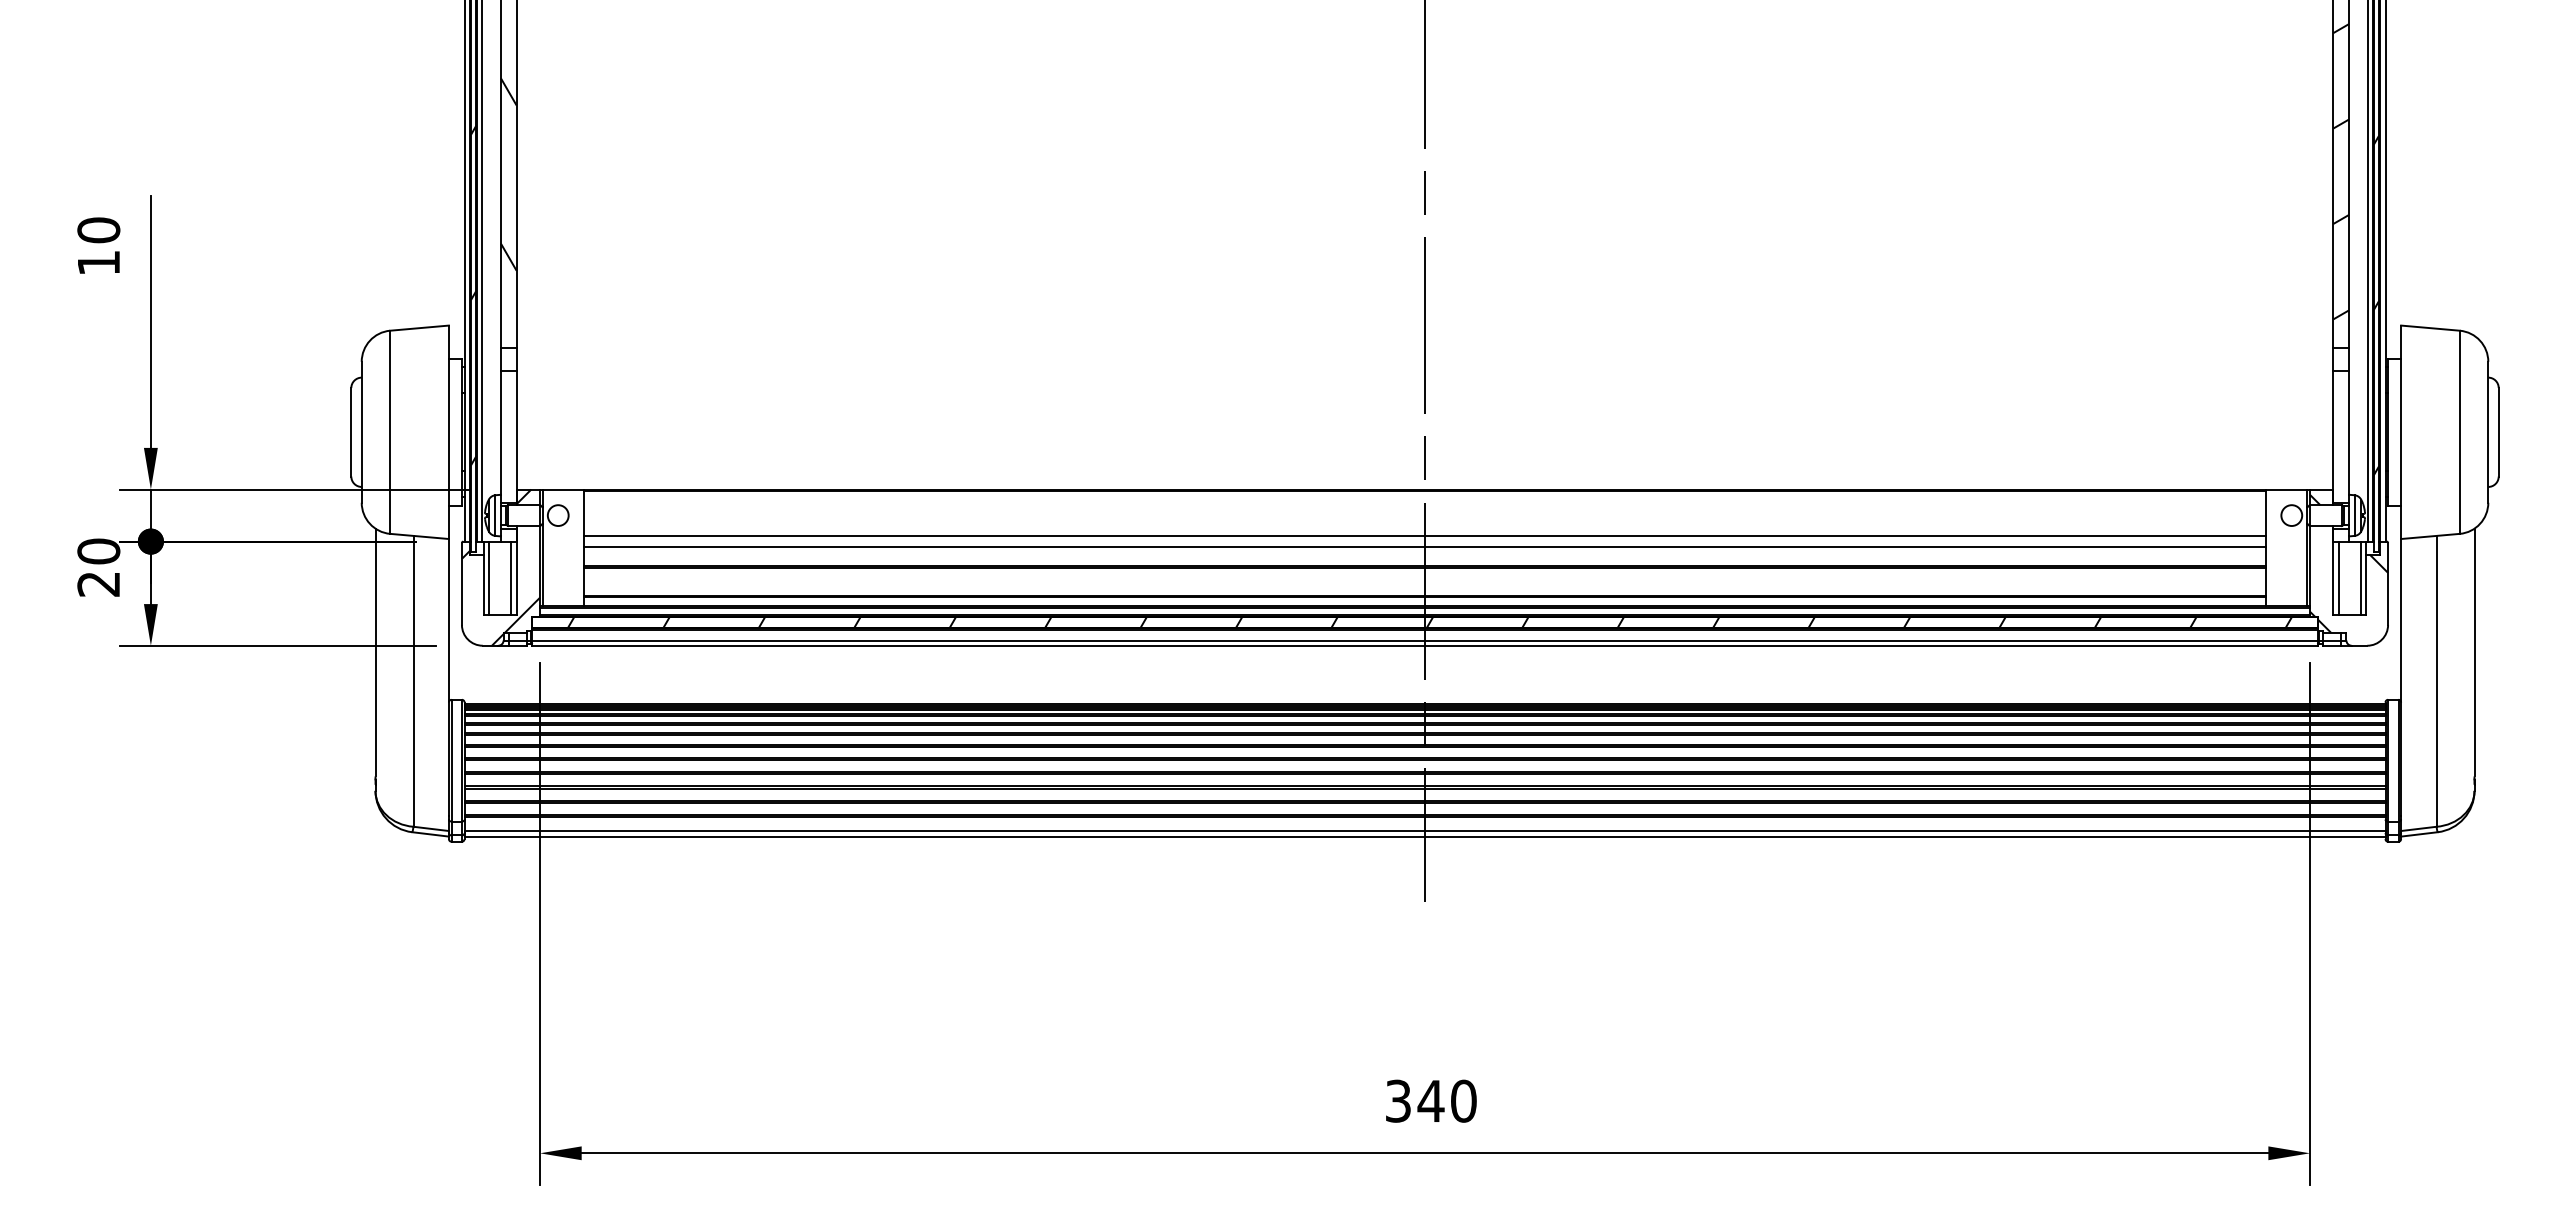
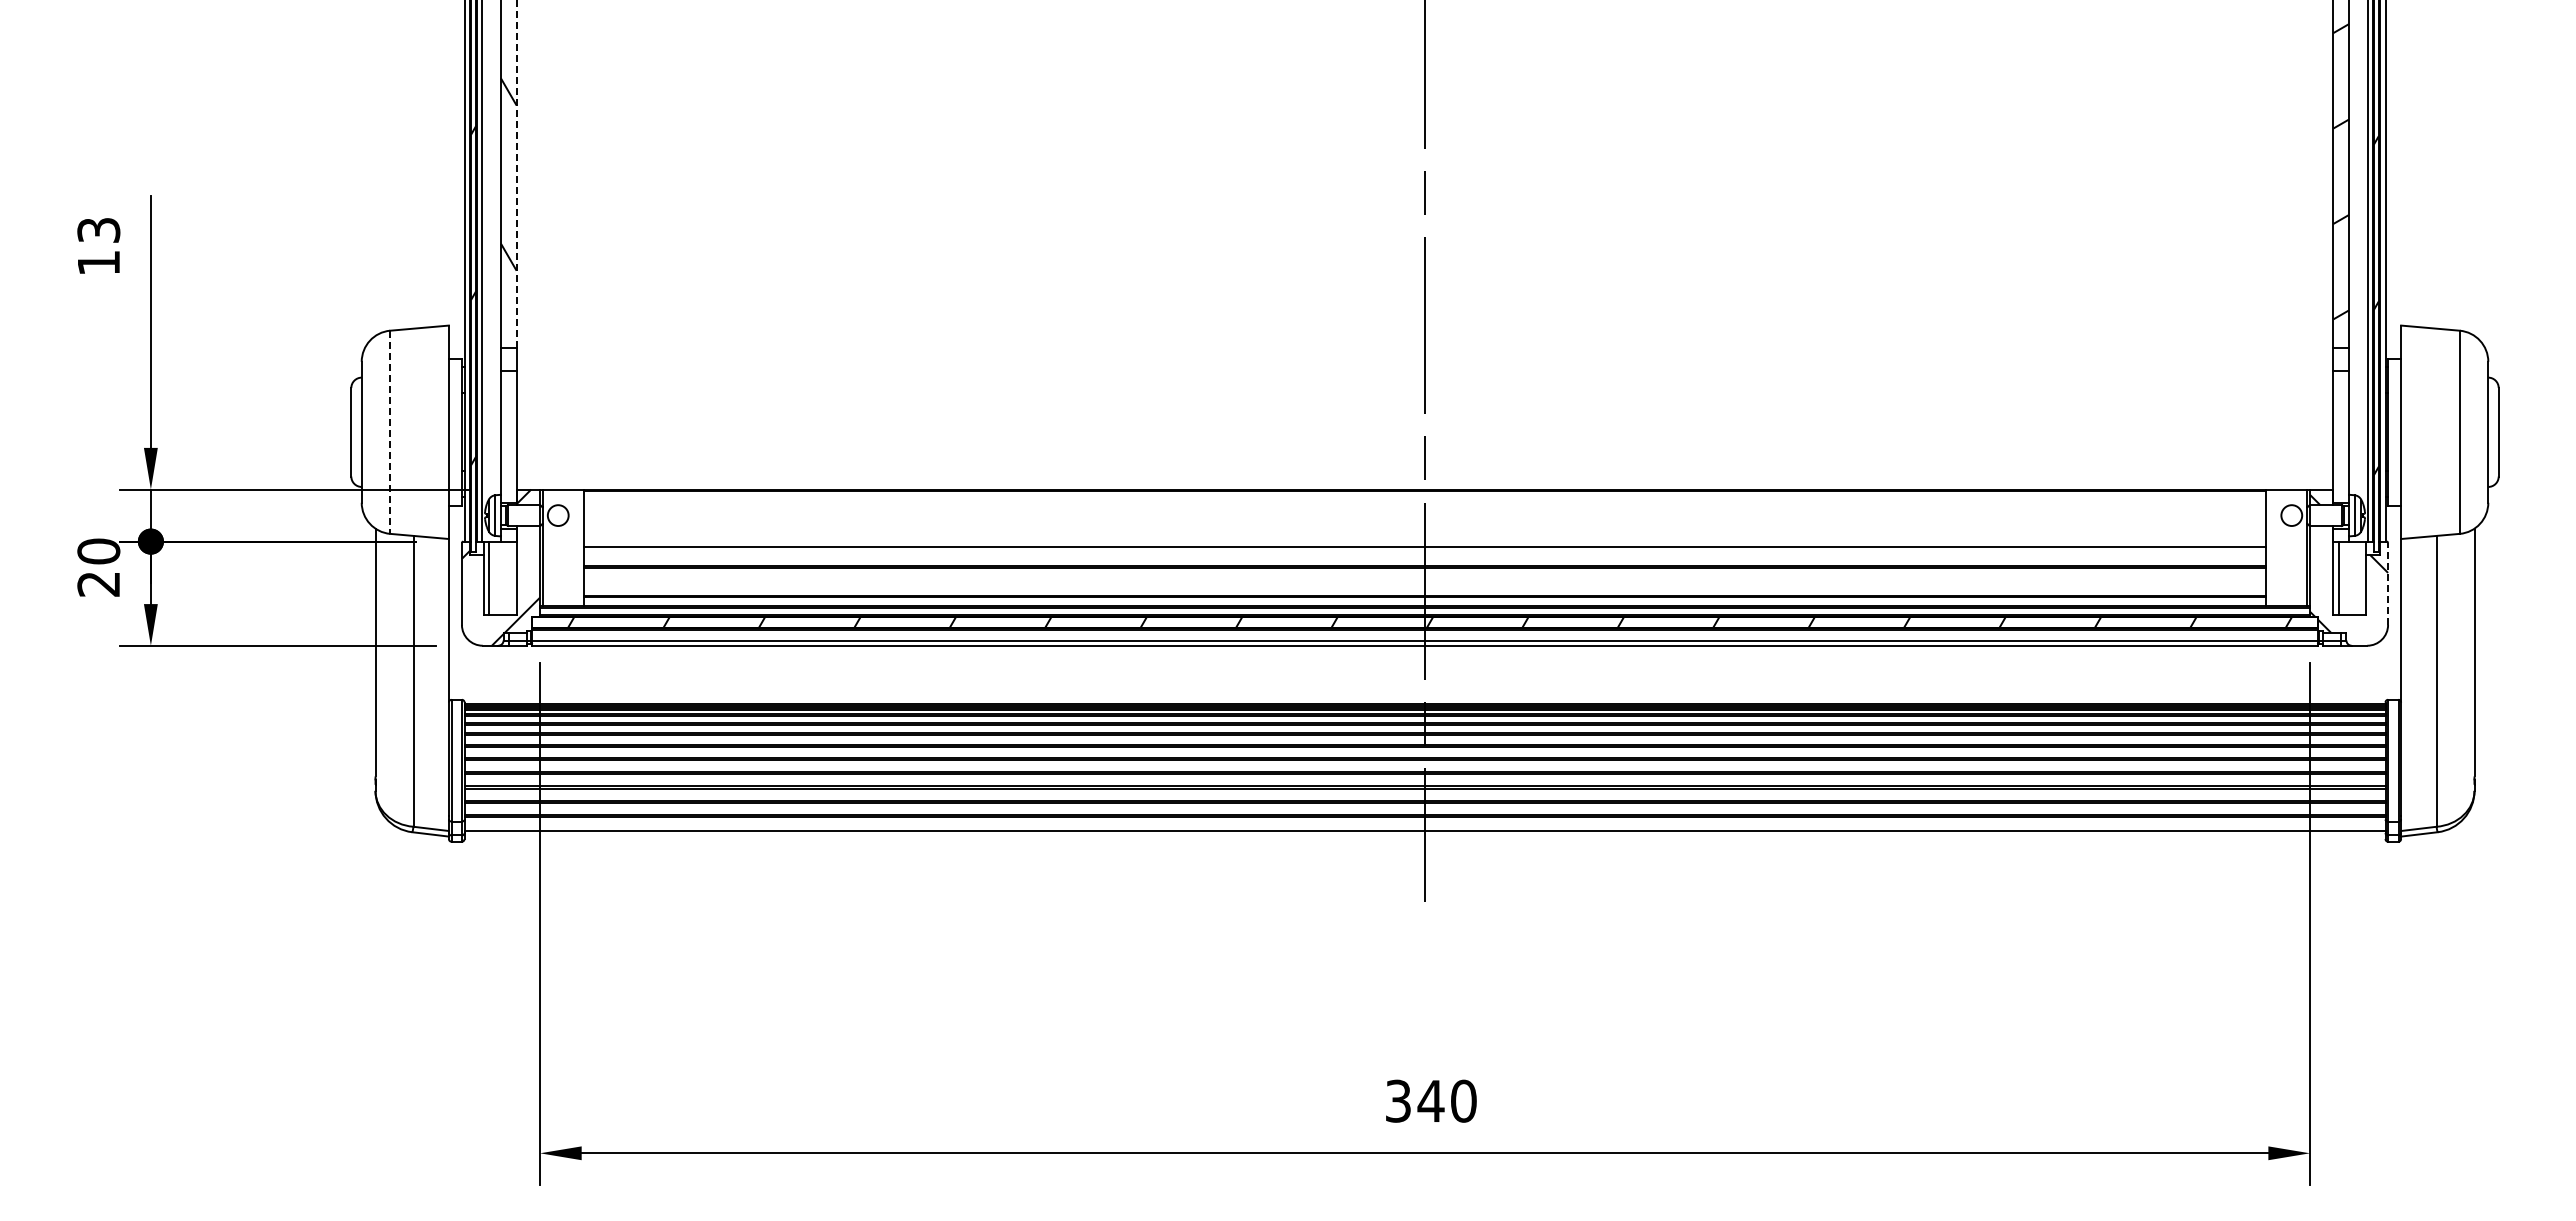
line: solid -> dashed (516, 173)
text: 10 -> 13 (98, 230)
line: solid -> dashed (390, 432)
line: present -> none (1424, 536)
line: present -> none (511, 577)
line: present -> none (2360, 577)
line: solid -> dashed (2388, 583)
line: present -> none (1424, 836)
